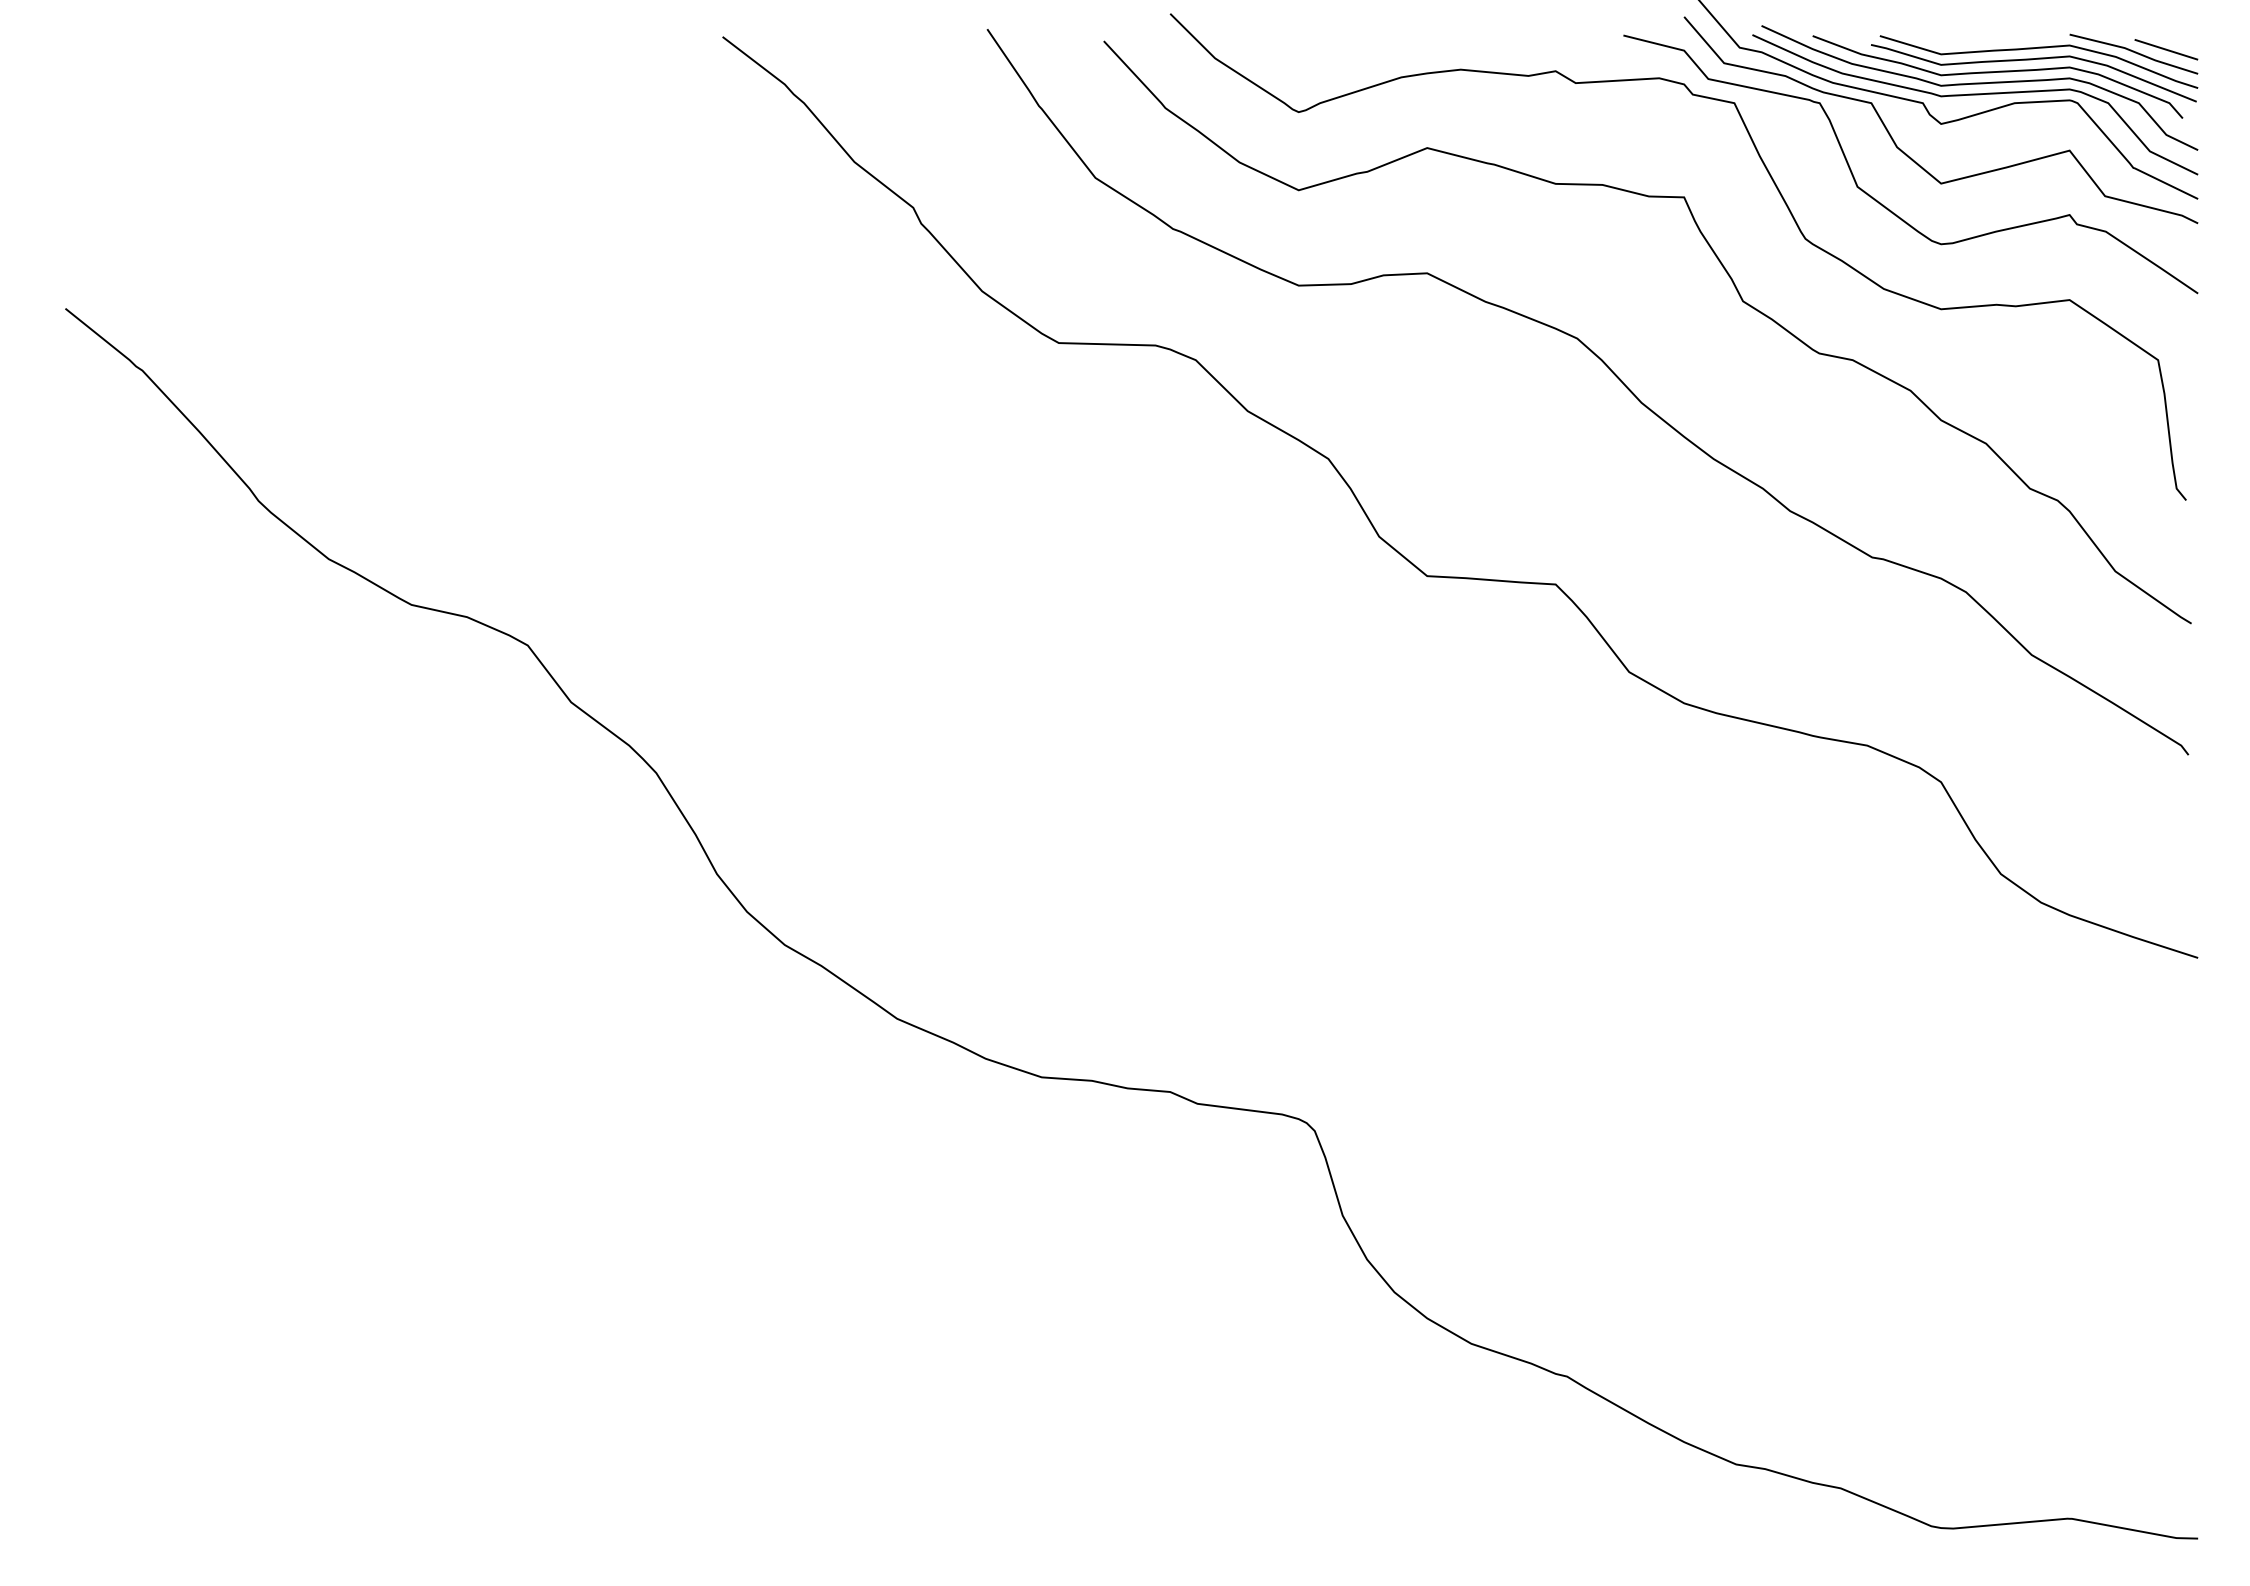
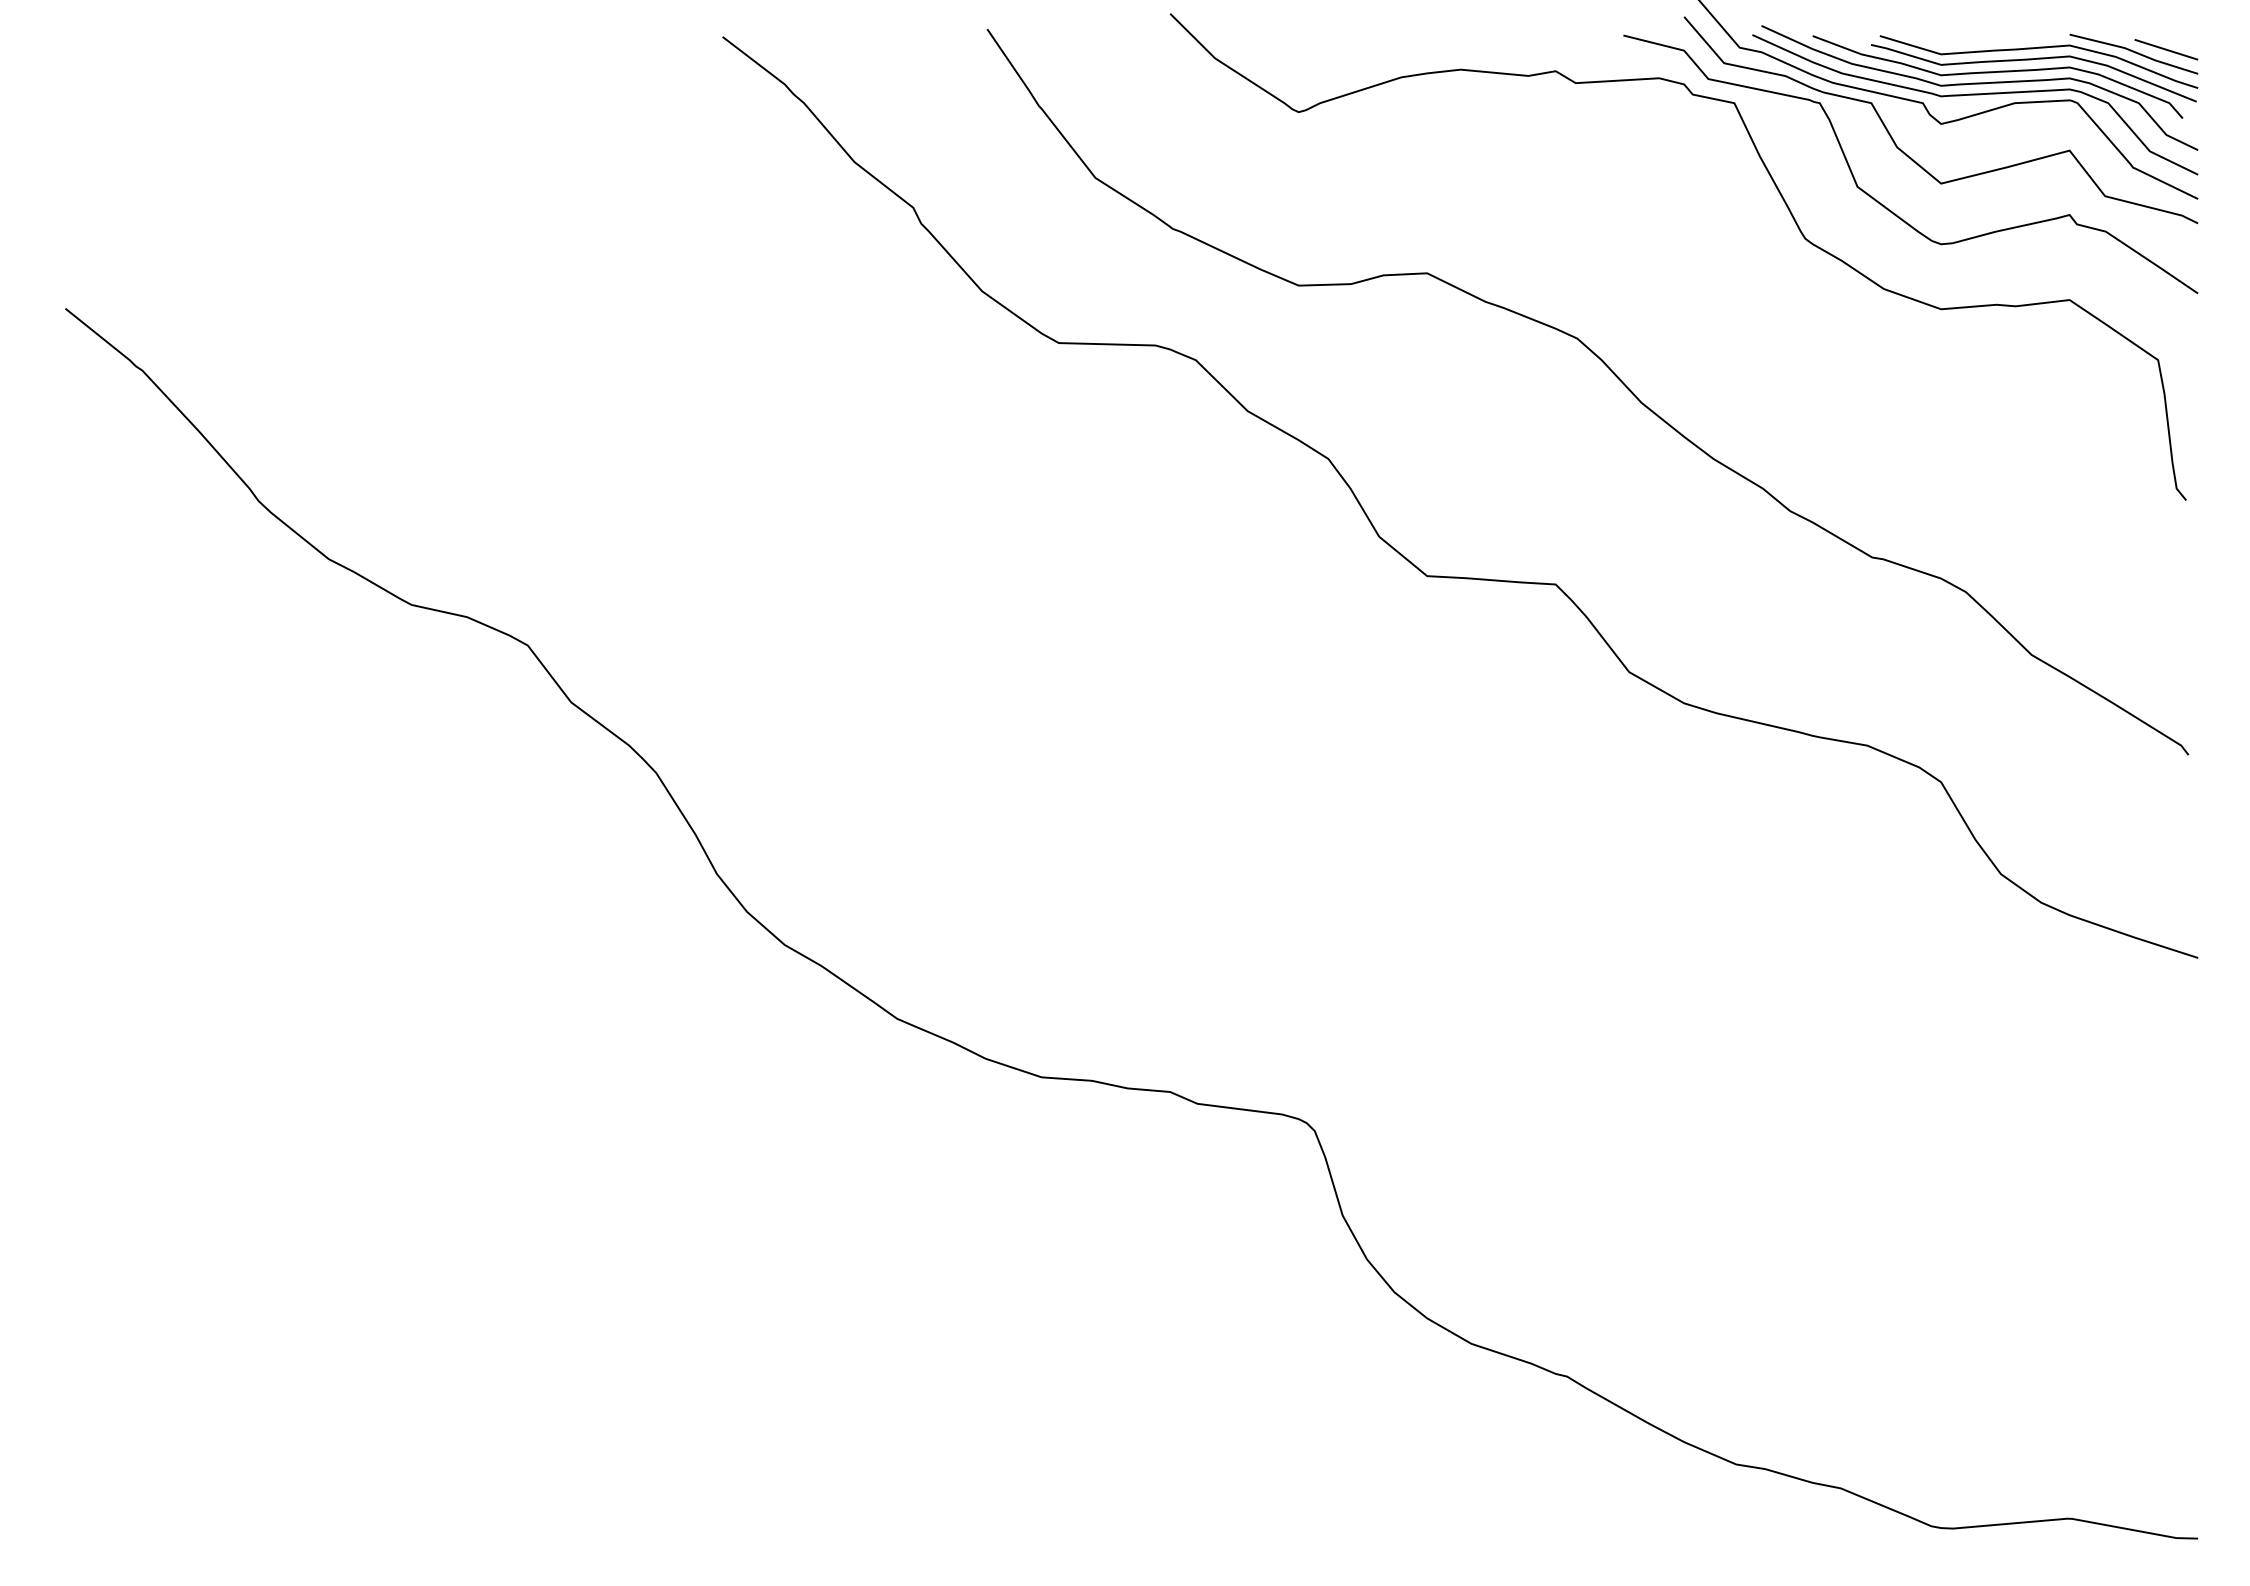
curve: present -> none (1735, 289)
